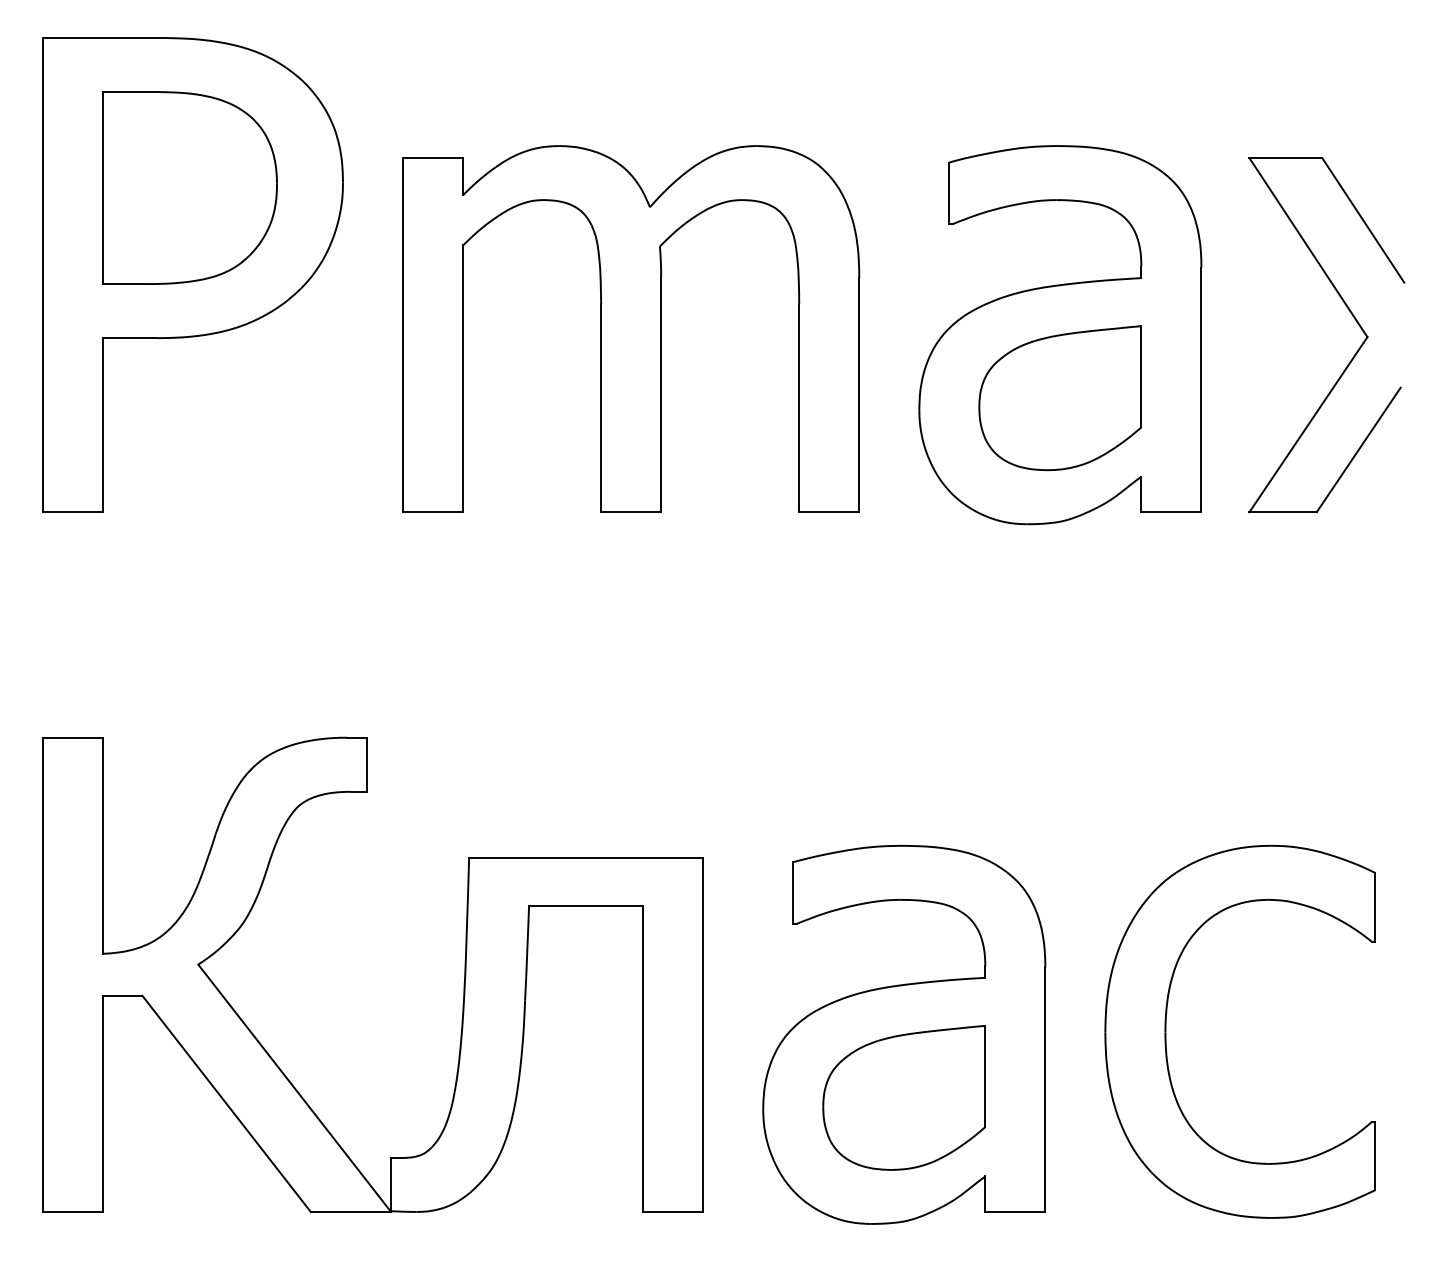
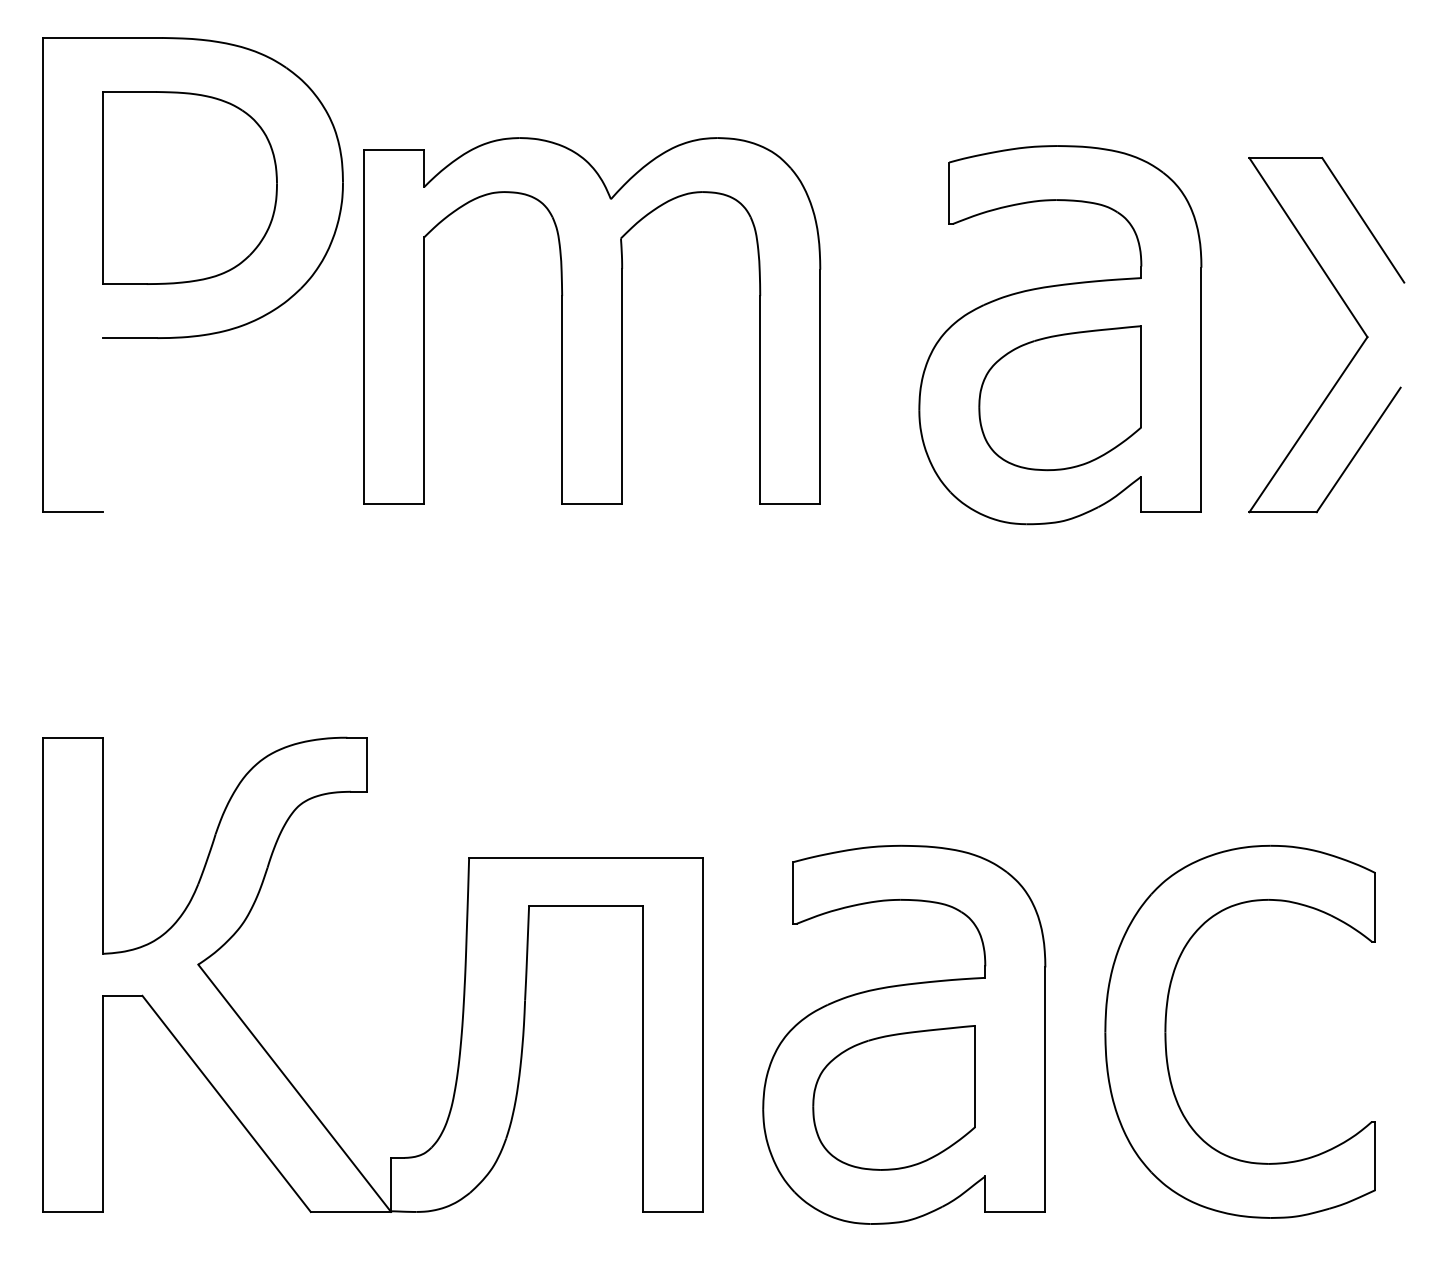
part position: (631, 328) -> (592, 320) (592, 320)
line: present -> none (102, 425)
part position: (903, 1097) -> (893, 1097) (893, 1097)
